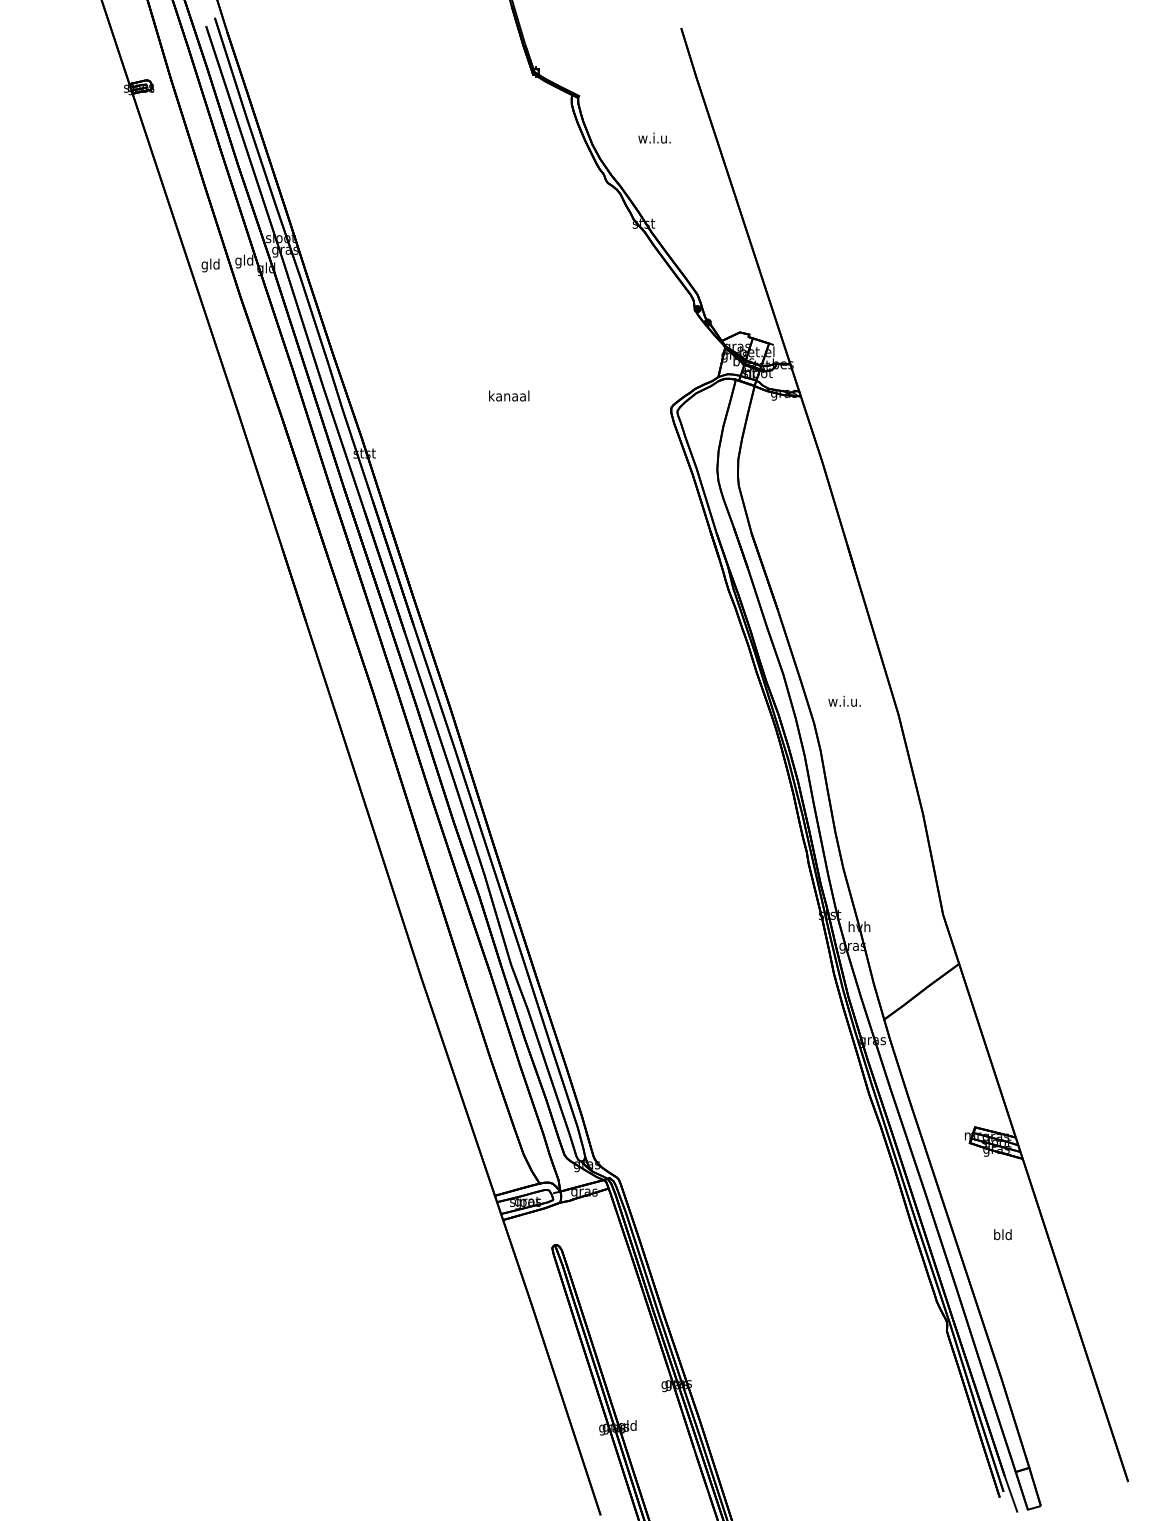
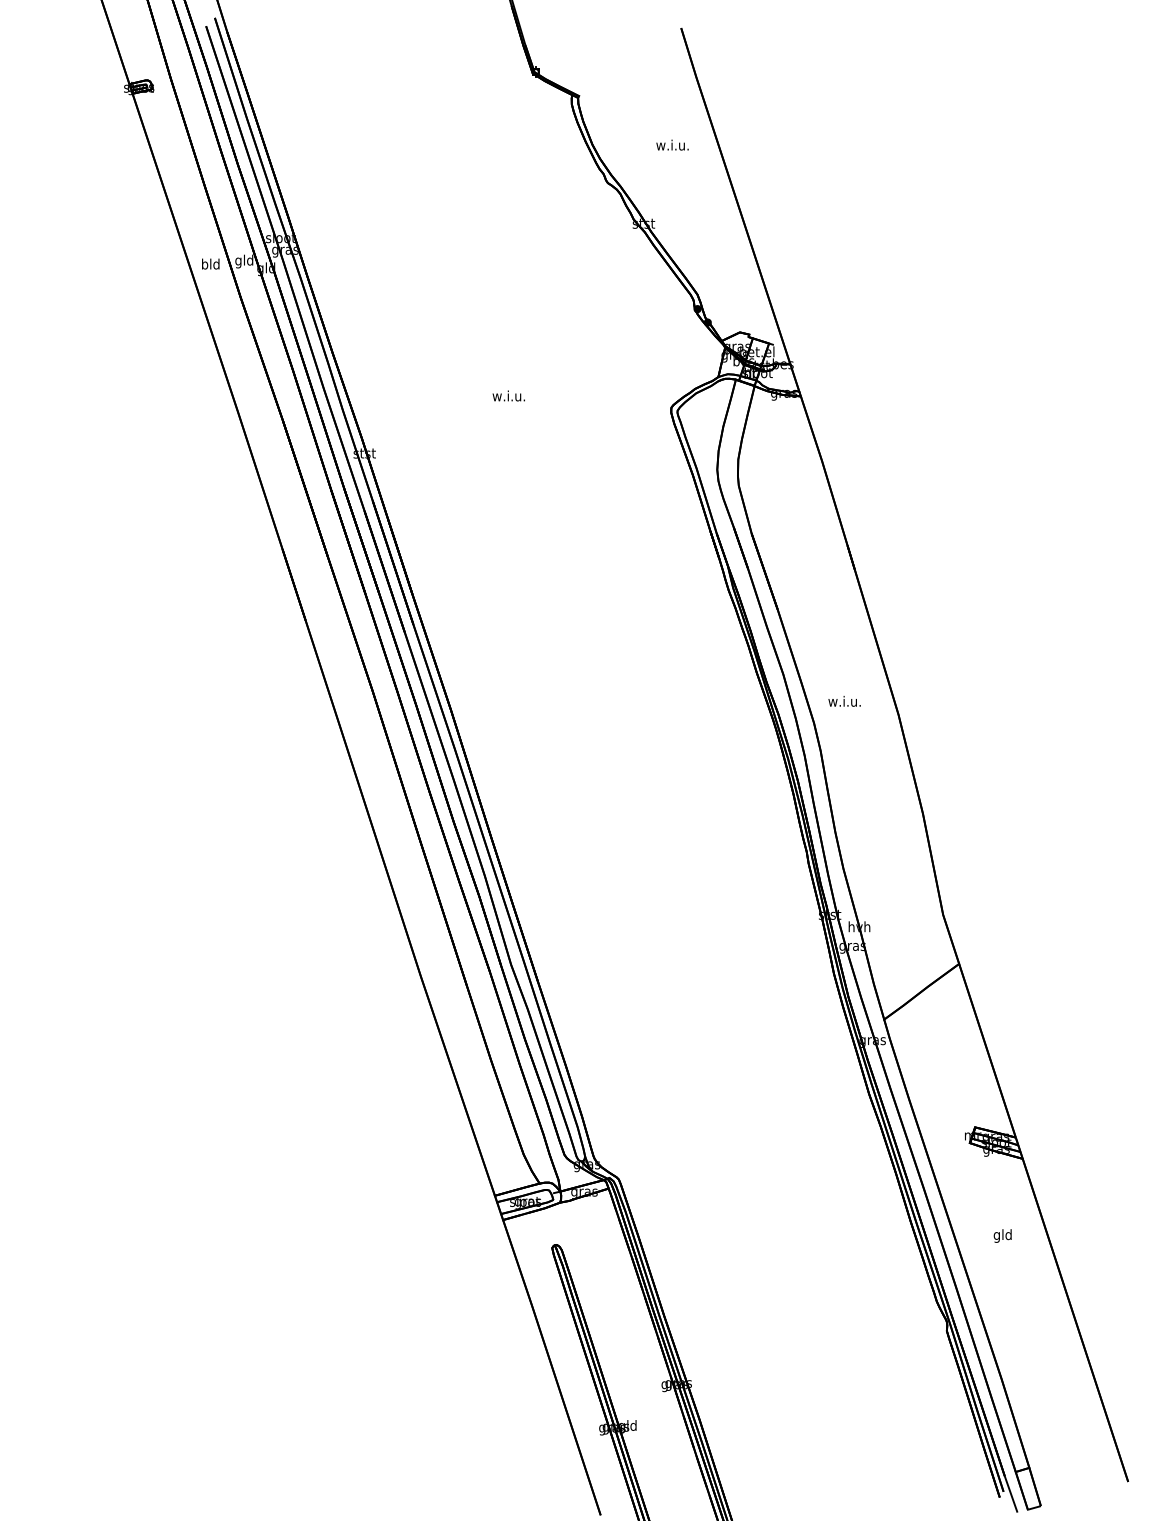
text position: (654, 137) -> (672, 144) (672, 144)
text: gld -> bld (204, 265)
text: kanaal -> w.i.u. (509, 395)
text: bld -> gld (996, 1235)
